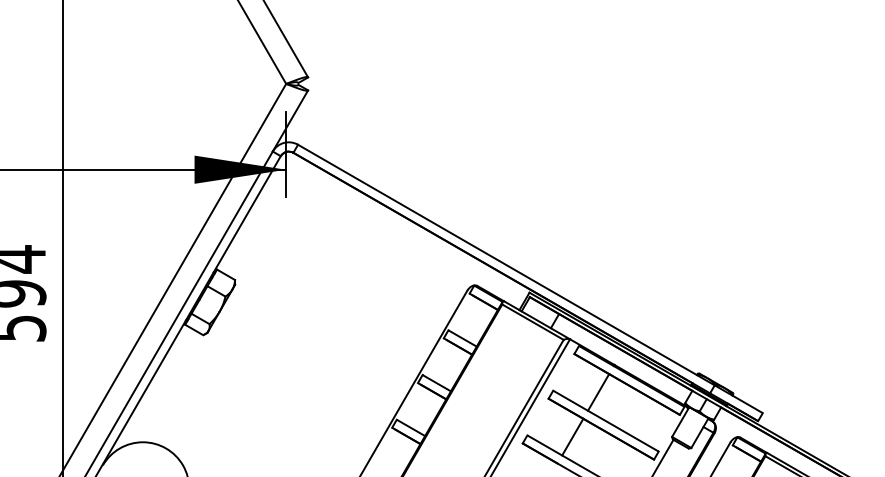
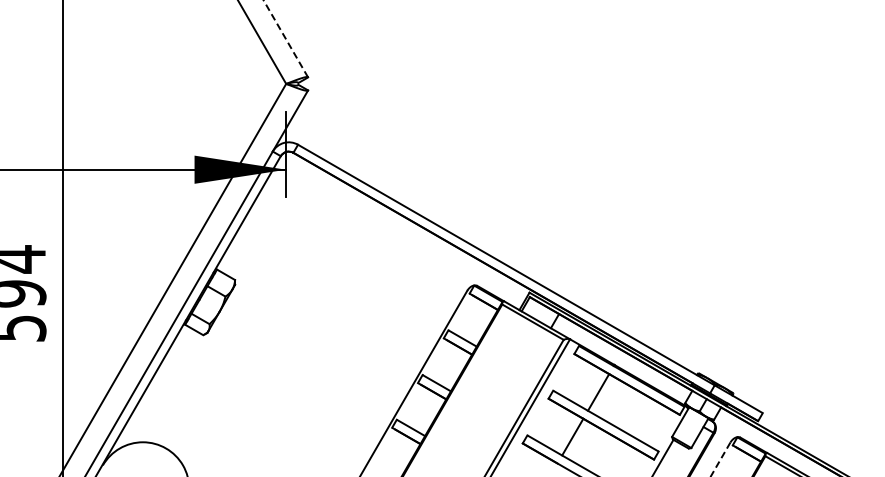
line: solid -> dashed (285, 38)
line: solid -> dashed (720, 459)
